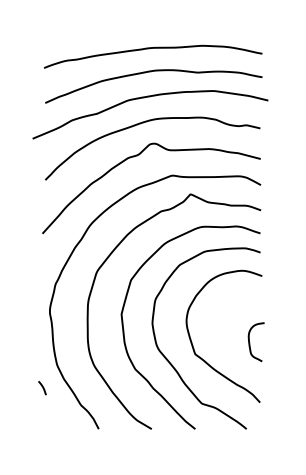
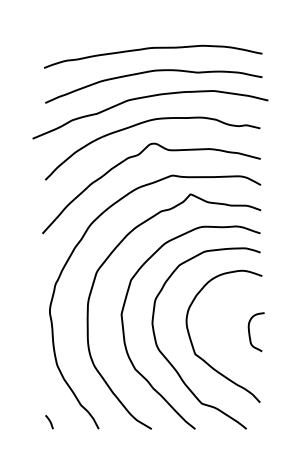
curve position: (250, 342) -> (250, 332) (250, 332)
line position: (42, 388) -> (49, 422) (49, 422)
